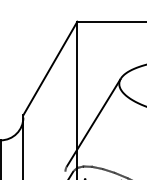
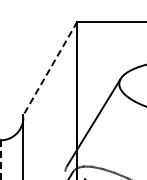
line: solid -> dashed (50, 68)
line: solid -> dashed (0, 160)
